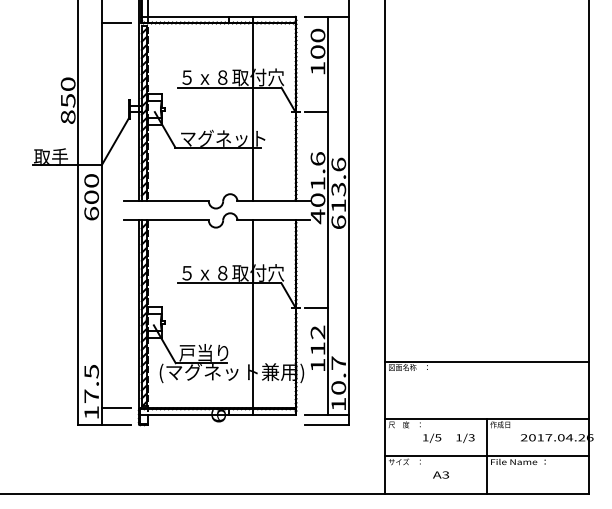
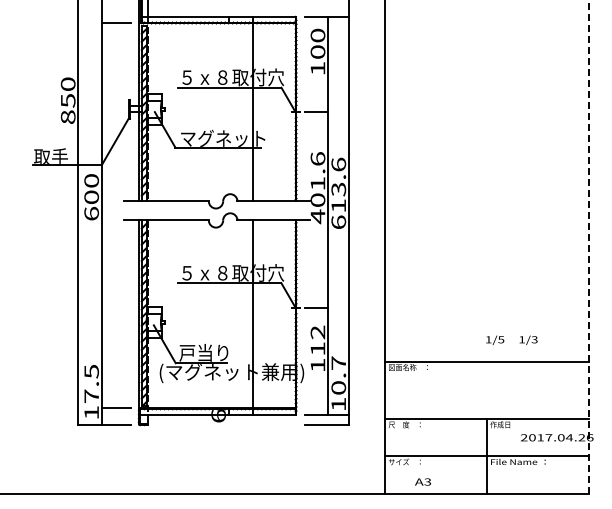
line: solid -> dashed (588, 246)
text position: (448, 437) -> (511, 339) (511, 339)
text position: (441, 474) -> (423, 481) (423, 481)
